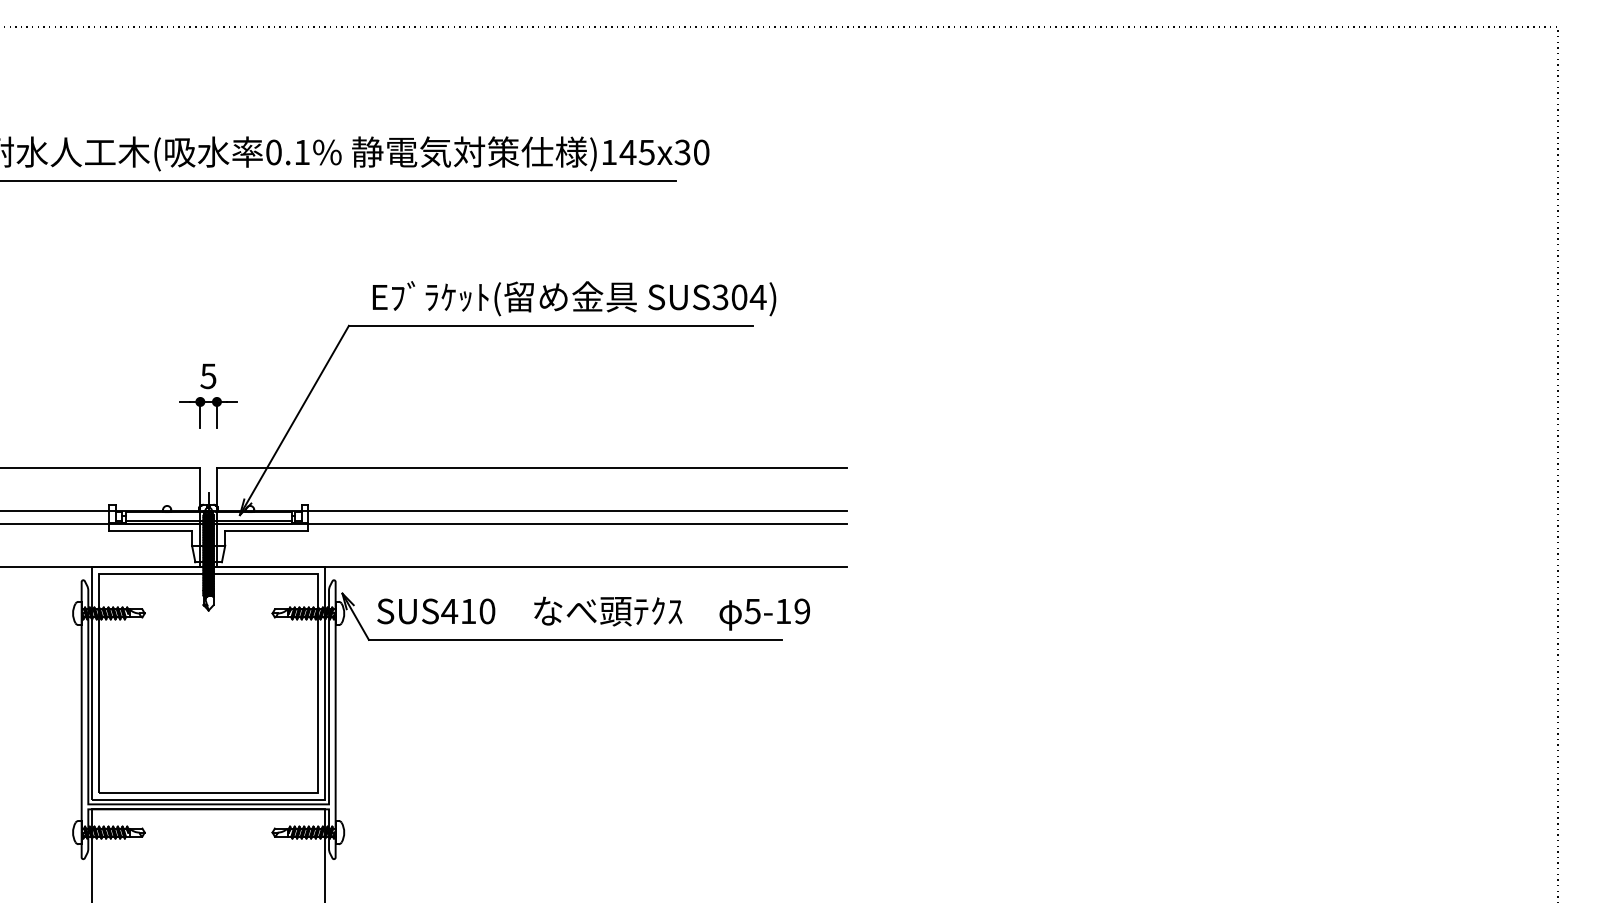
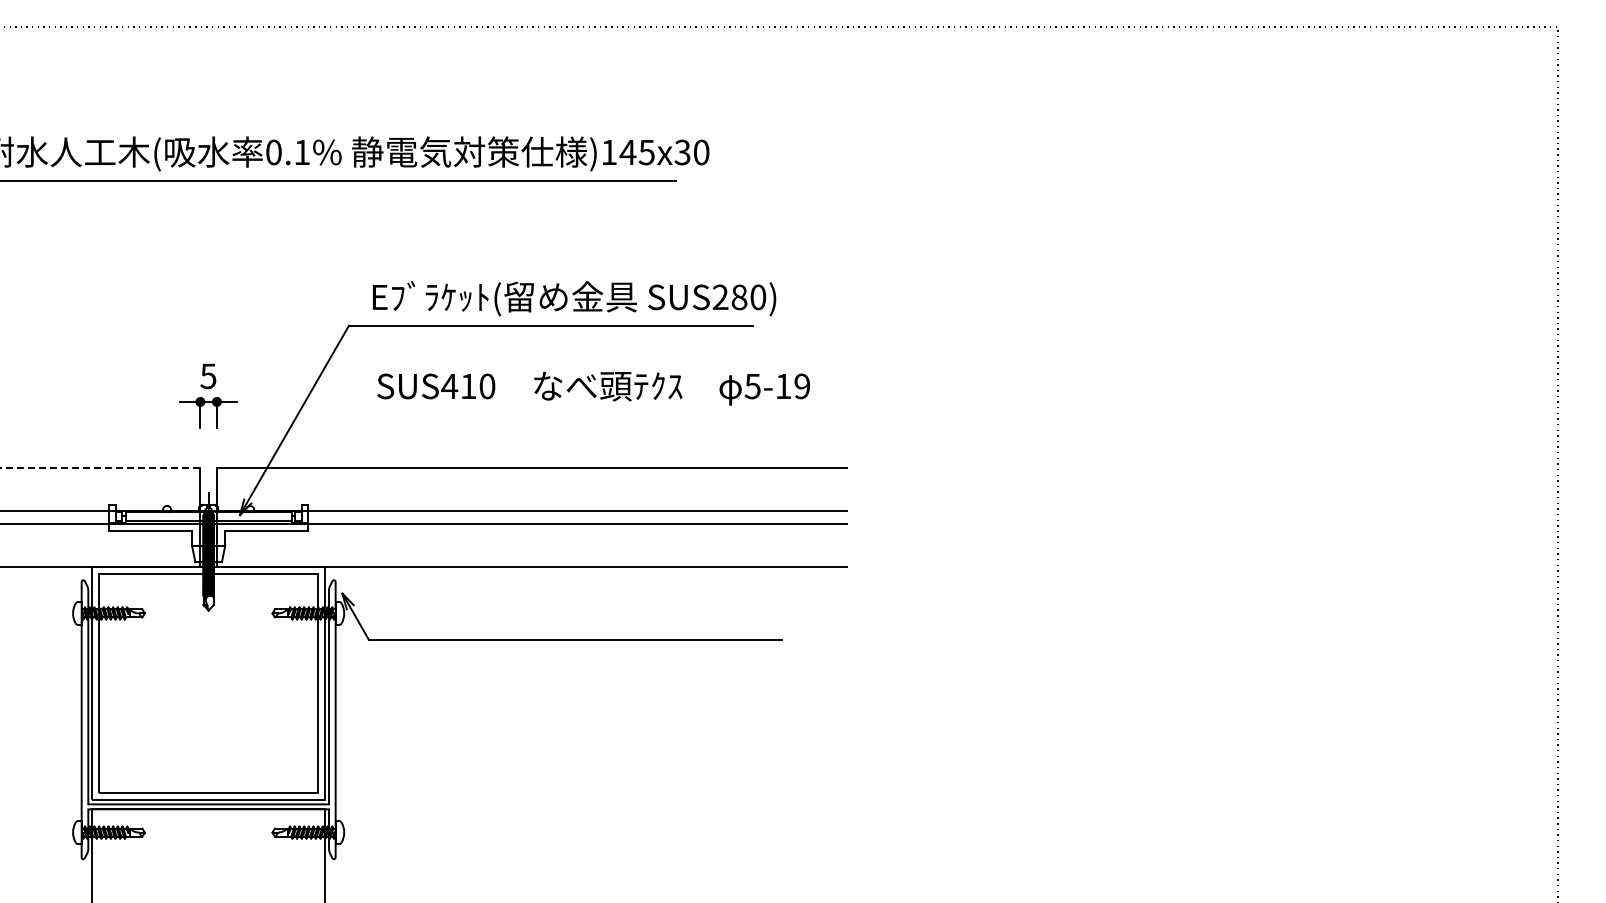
text: SUS304) -> SUS280) (739, 297)
line: solid -> dashed (100, 467)
text position: (593, 613) -> (593, 388) (593, 388)
